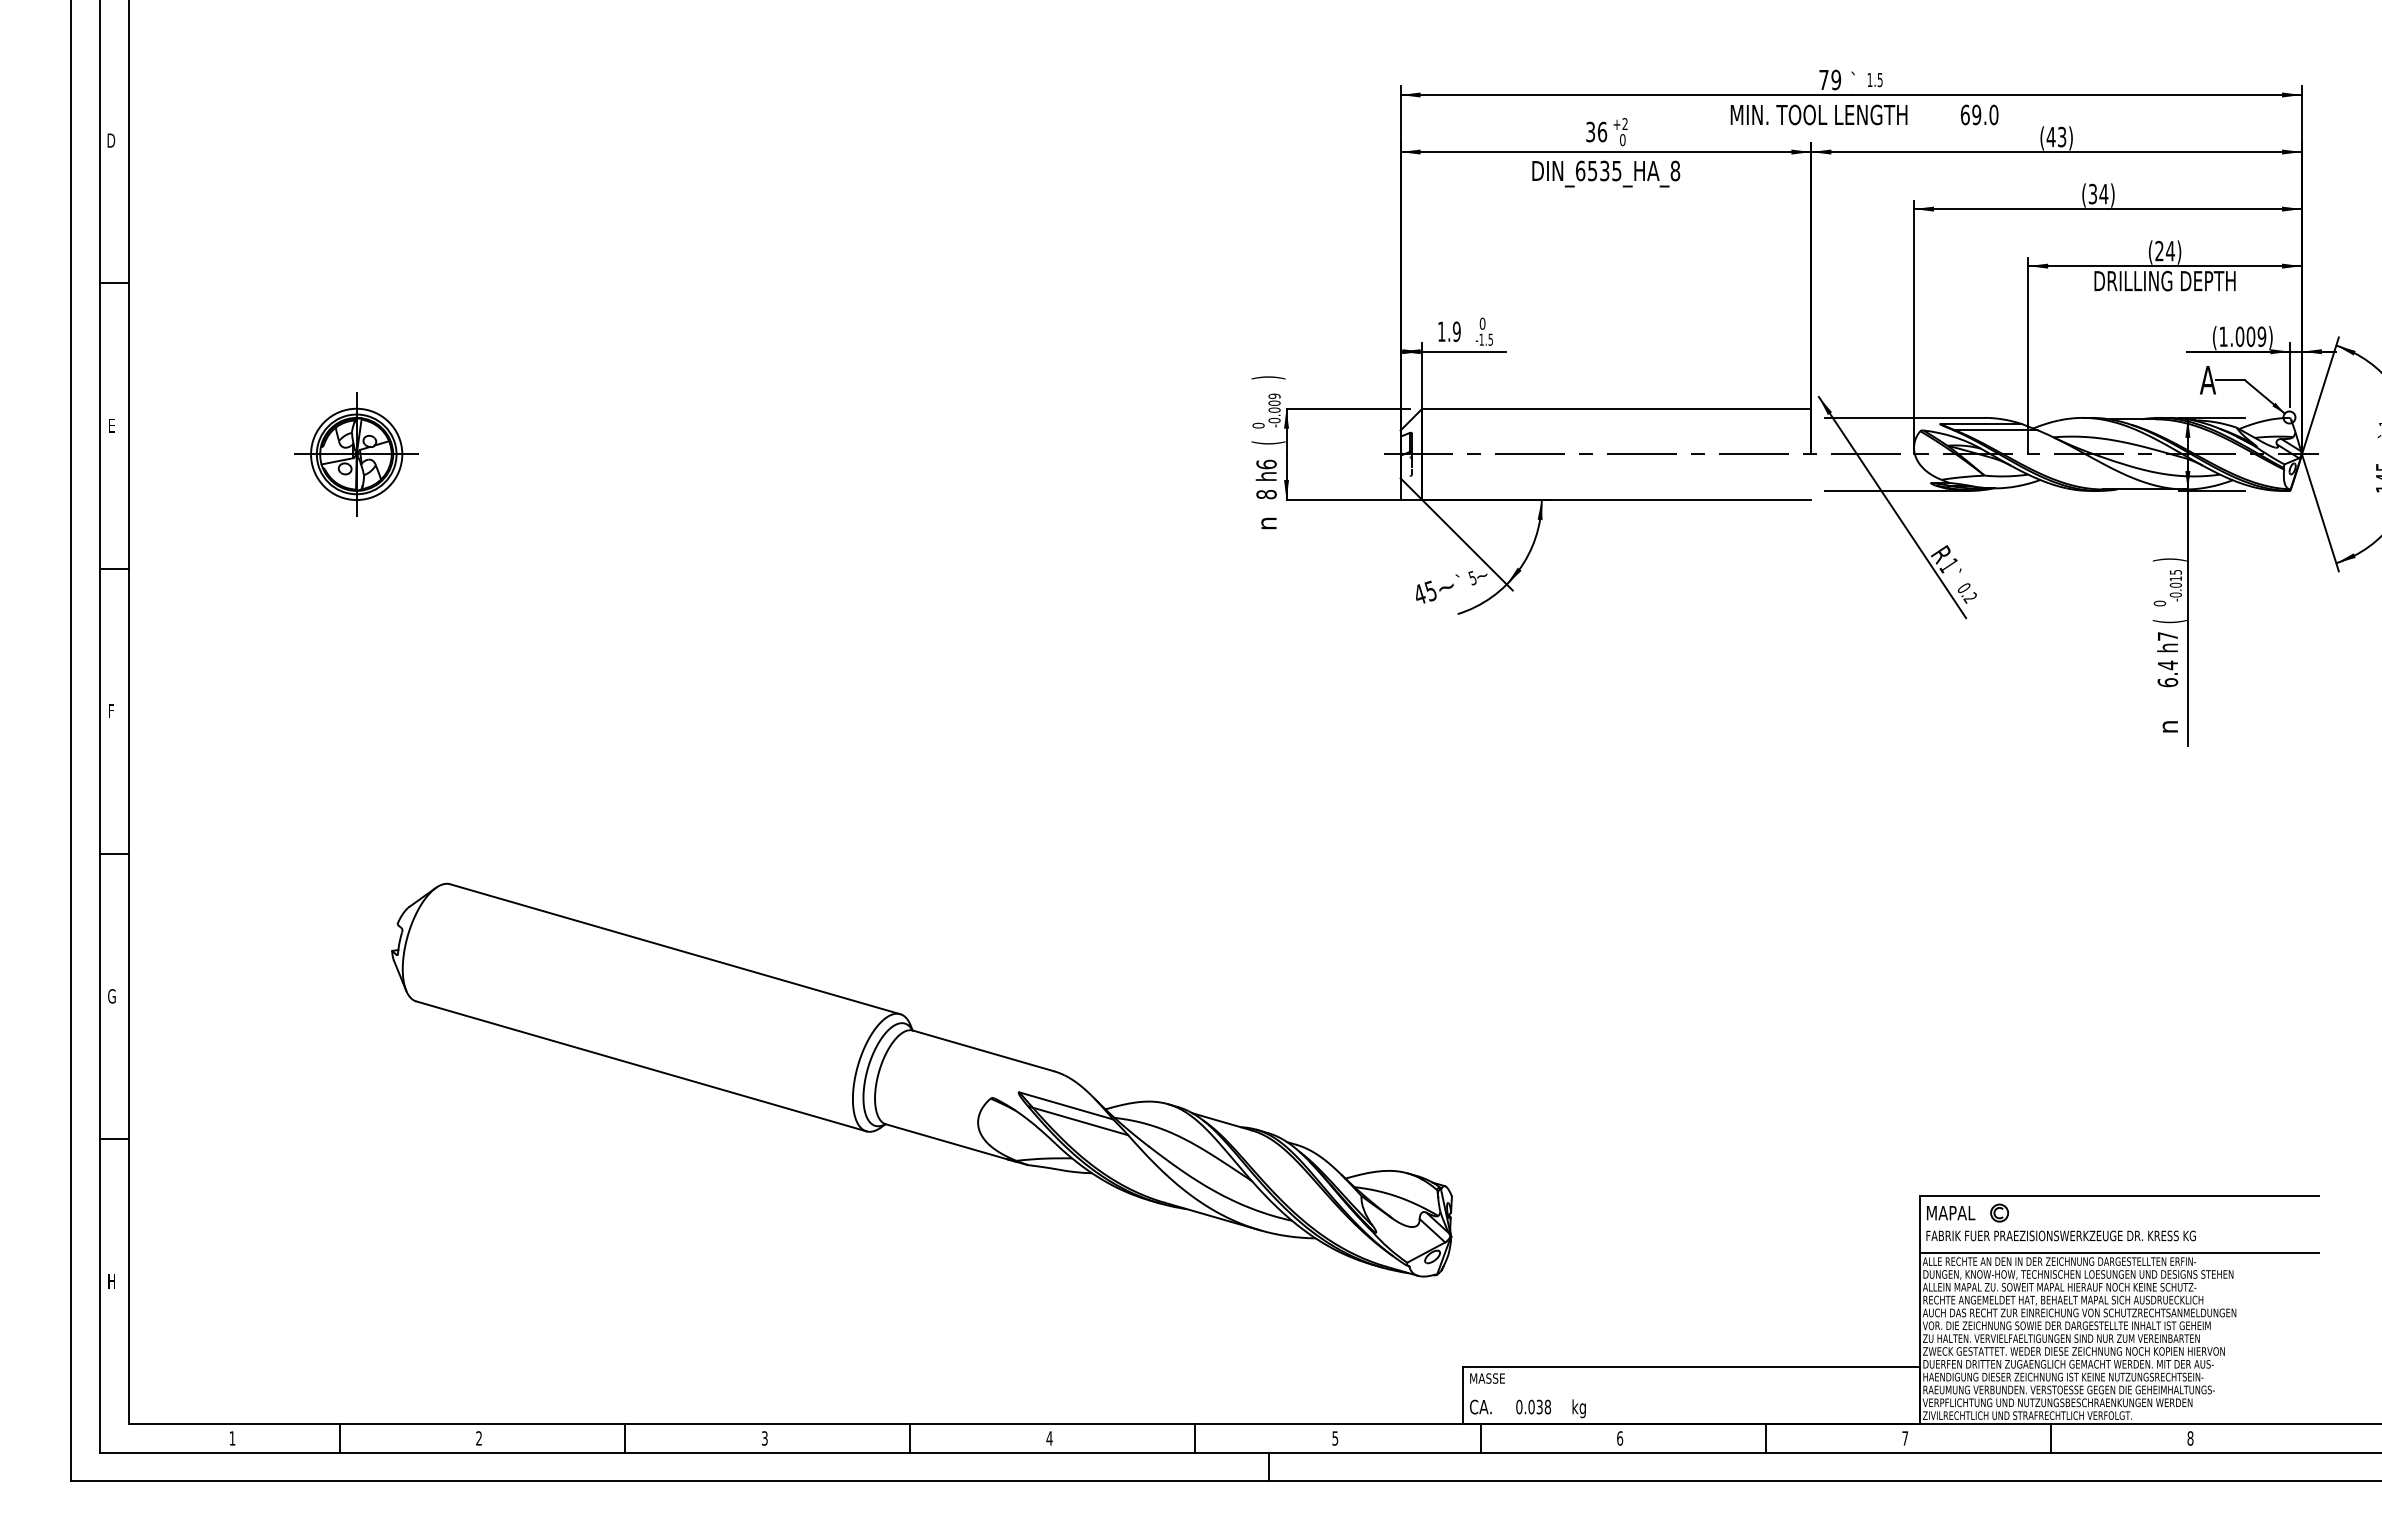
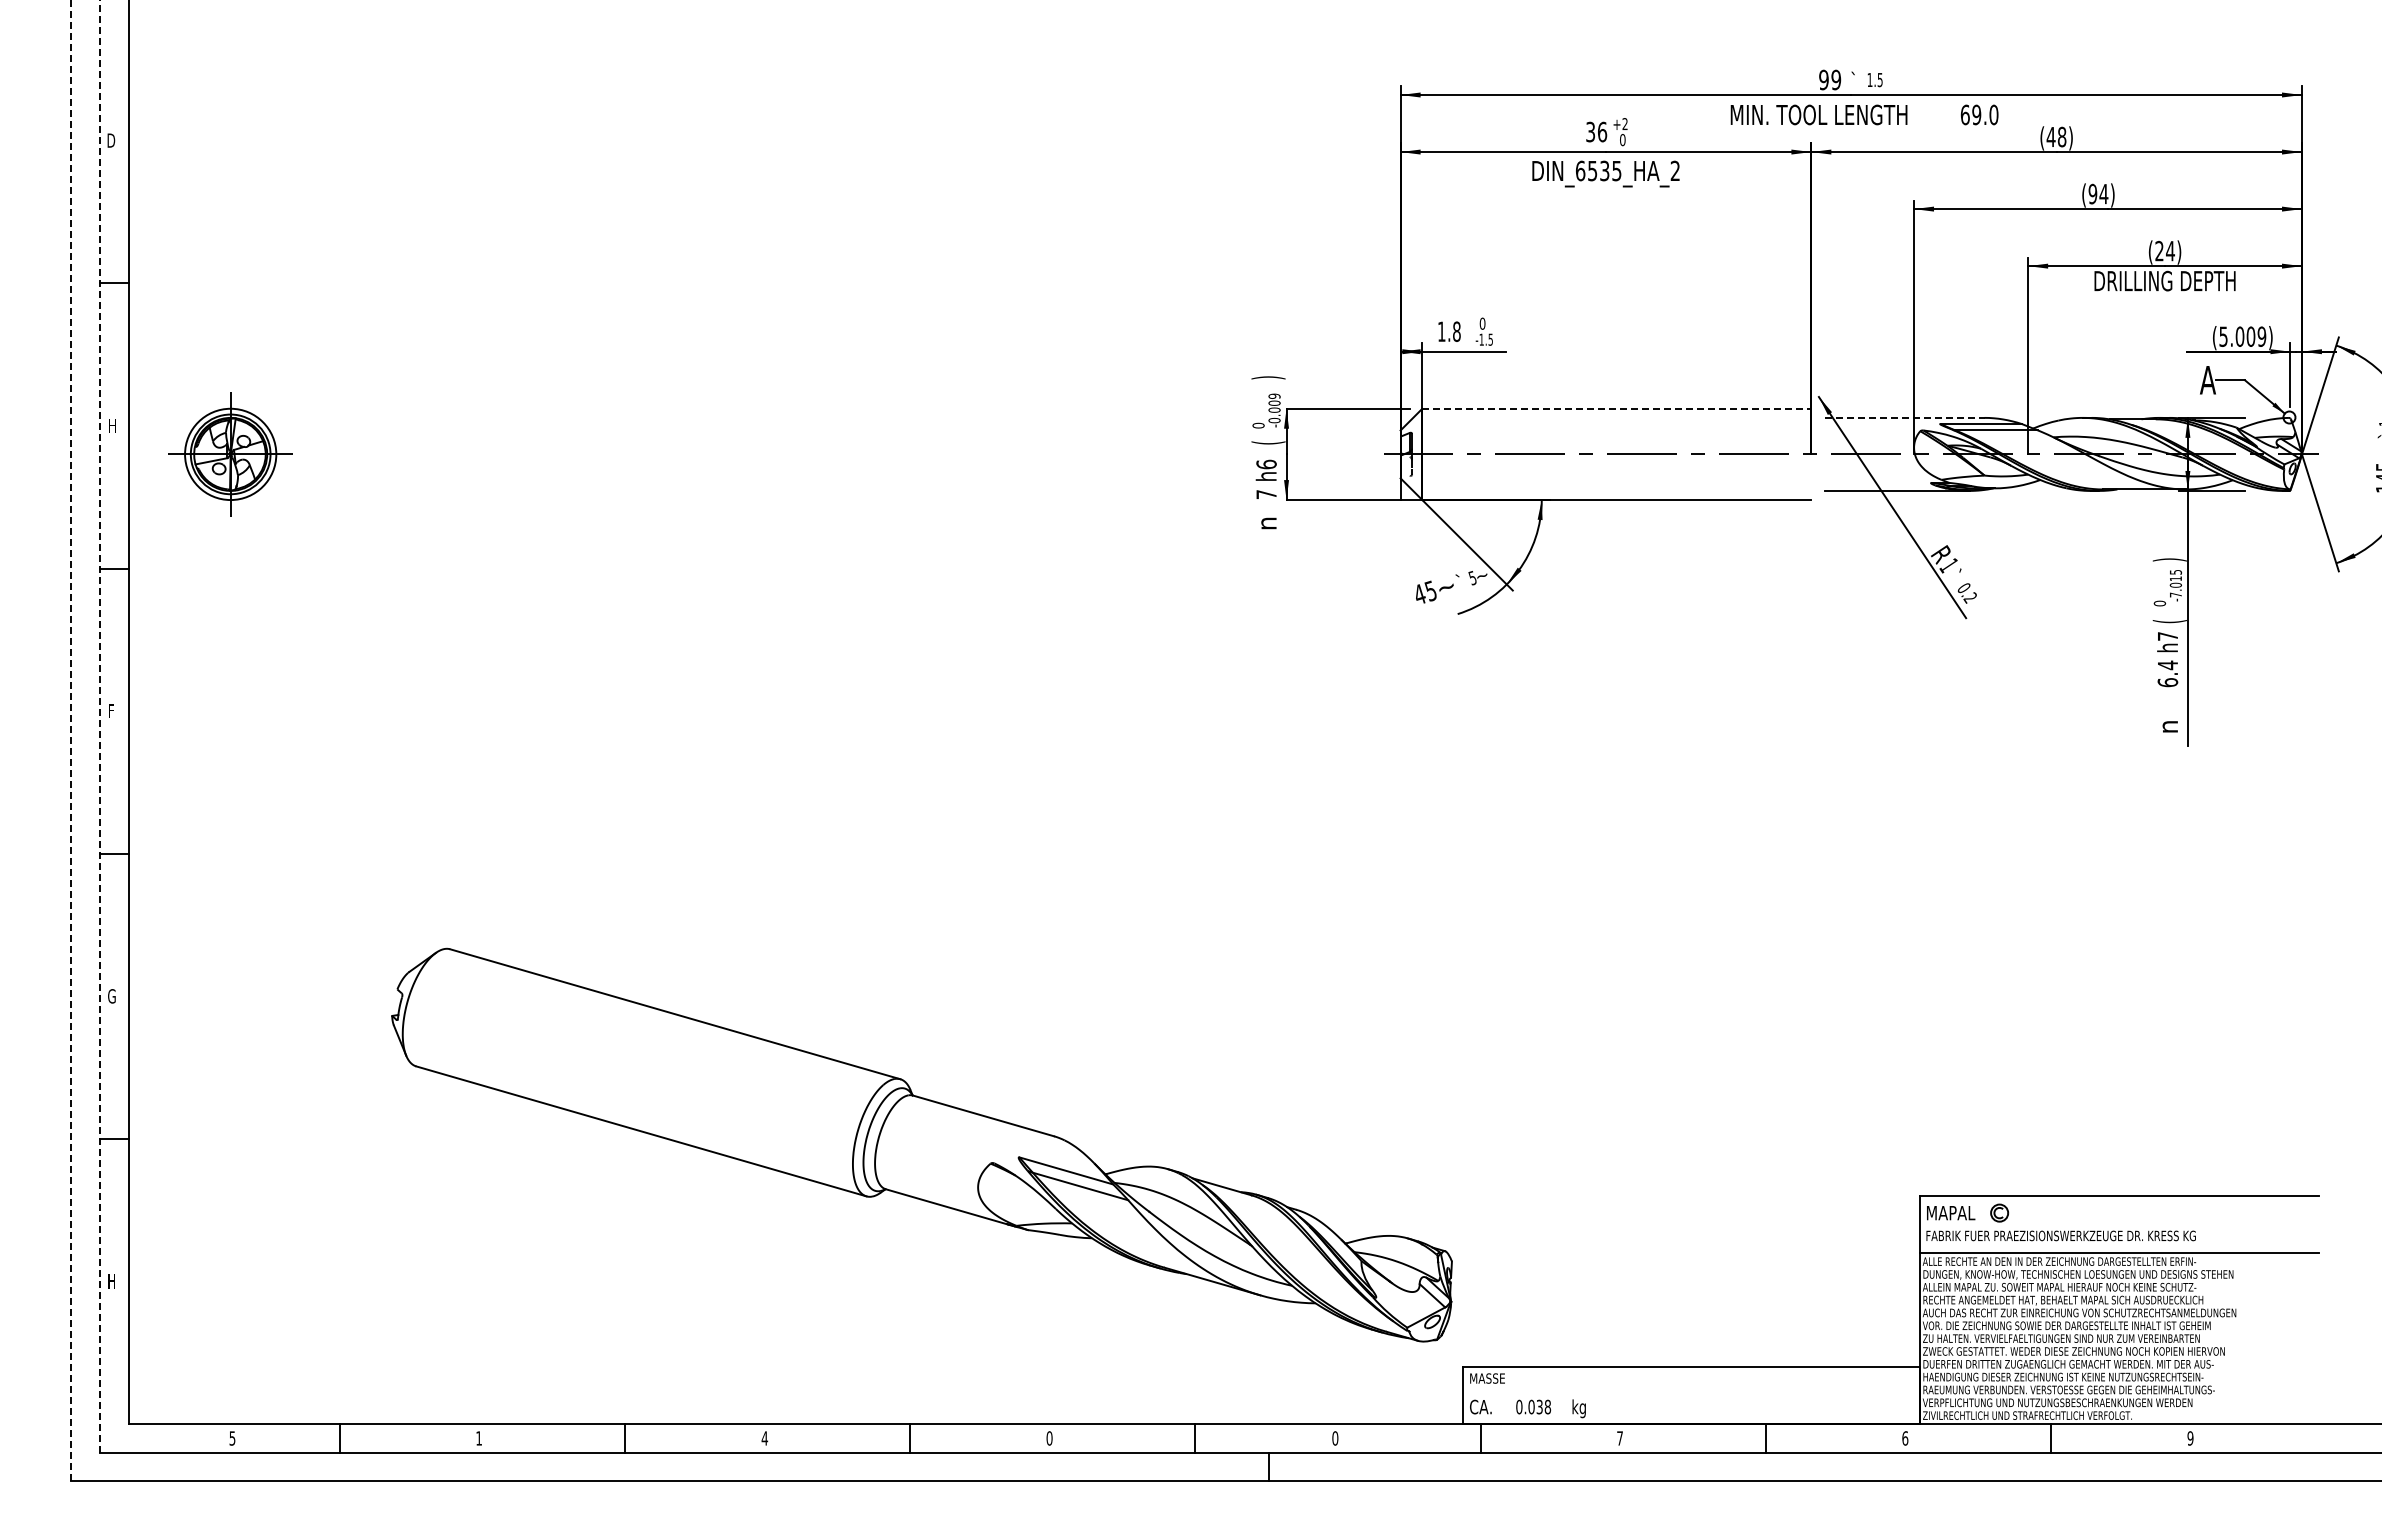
text: 79 -> 99 (1823, 79)
text: (43) -> (48) (2061, 136)
text: DIN_6535_HA_8 -> DIN_6535_HA_2 (1675, 170)
text: (34) -> (94) (2092, 194)
text: 1.9 -> 1.8 (1456, 331)
text: (1.009) -> (5.009) (2223, 336)
line: solid -> dashed (1616, 408)
line: solid -> dashed (1904, 417)
text: E -> H (112, 425)
part position: (356, 454) -> (230, 454) (230, 454)
text: 8 -> 7 (1266, 494)
text: -0.015 -> -7.015 (2175, 594)
line: solid -> dashed (99, 726)
line: solid -> dashed (71, 740)
part position: (921, 1079) -> (921, 1144) (921, 1144)
text: 1 -> 5 (232, 1438)
text: 2 -> 1 (478, 1438)
text: 3 -> 4 (764, 1438)
text: 4 -> 0 (1049, 1438)
text: 5 -> 0 (1335, 1438)
text: 6 -> 7 (1620, 1438)
text: 7 -> 6 (1905, 1438)
text: 8 -> 9 (2190, 1438)
